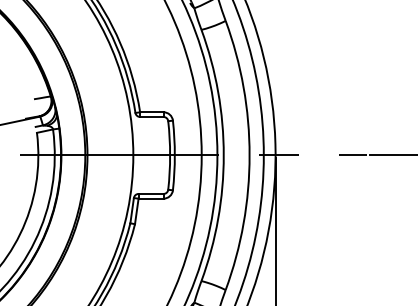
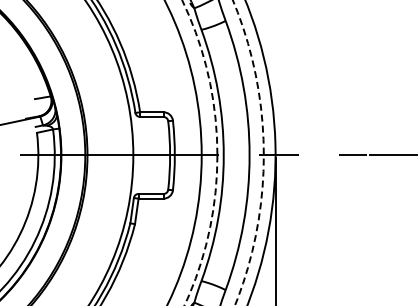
circle: solid -> dashed (199, 152)
arc: solid -> dashed (263, 153)
